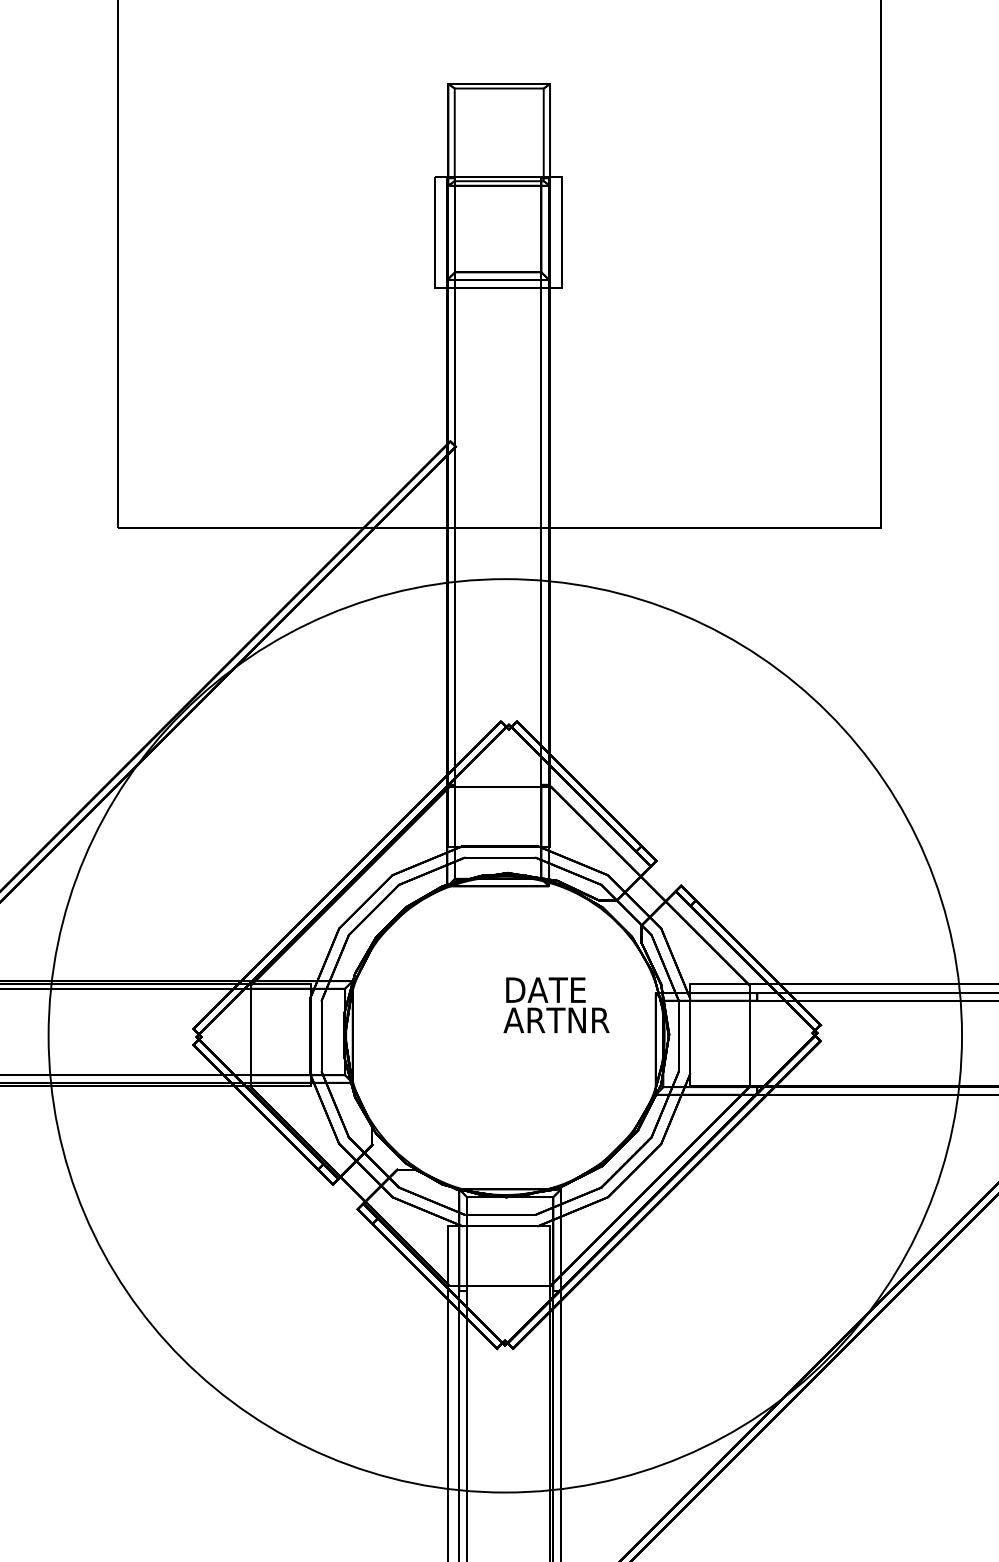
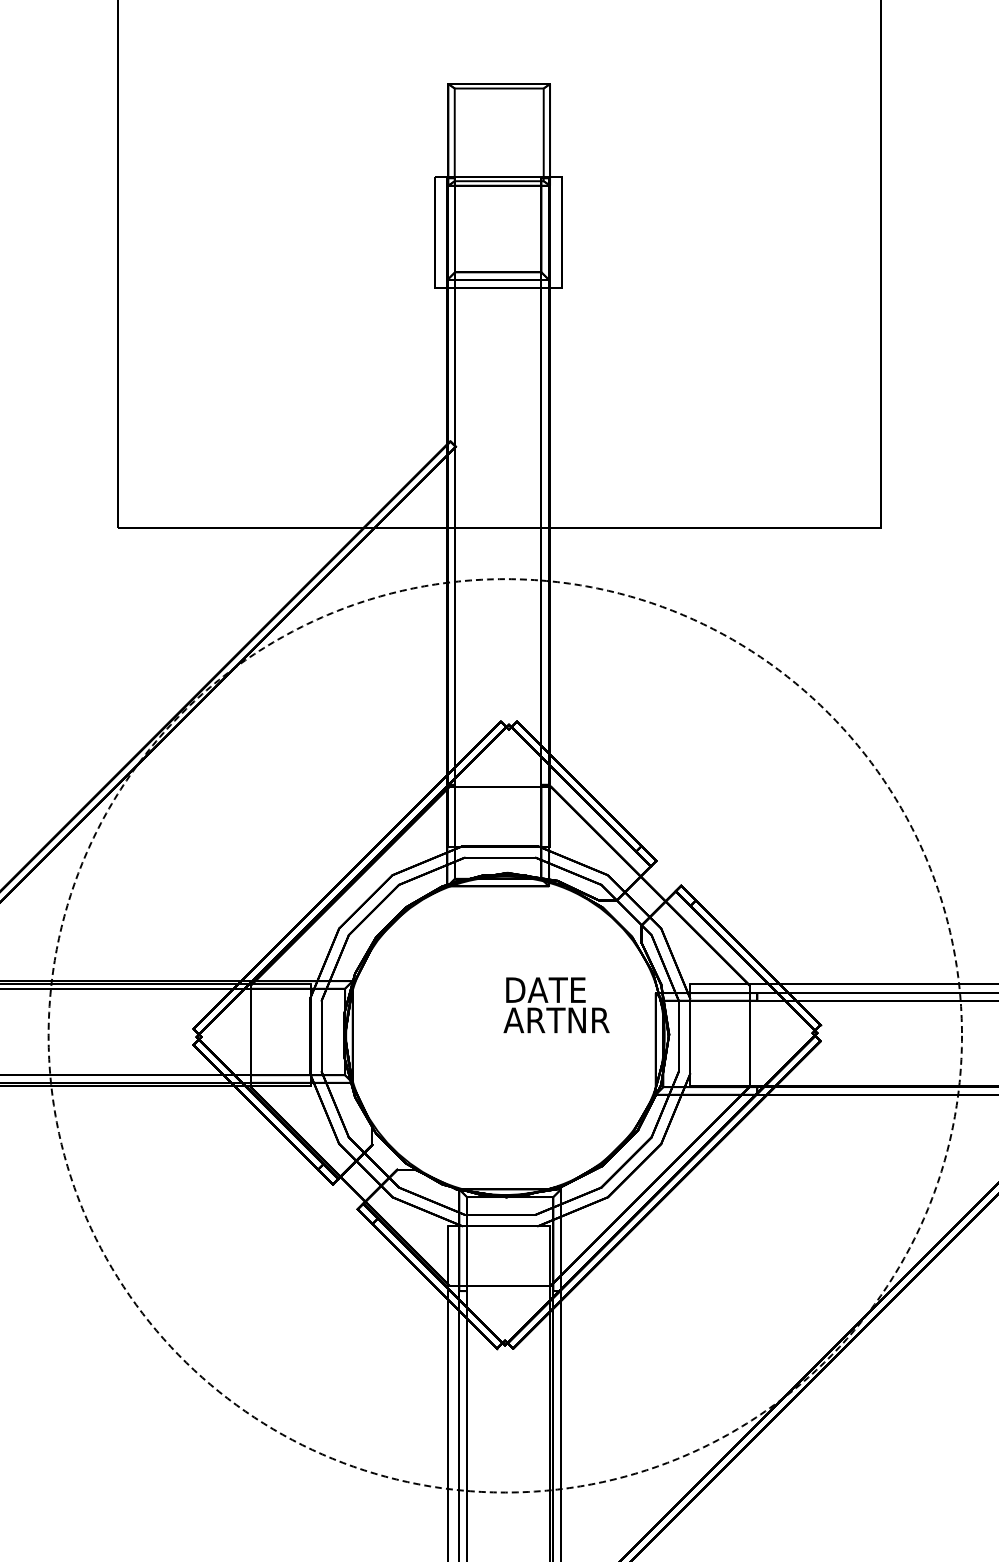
circle: solid -> dashed (505, 1035)
